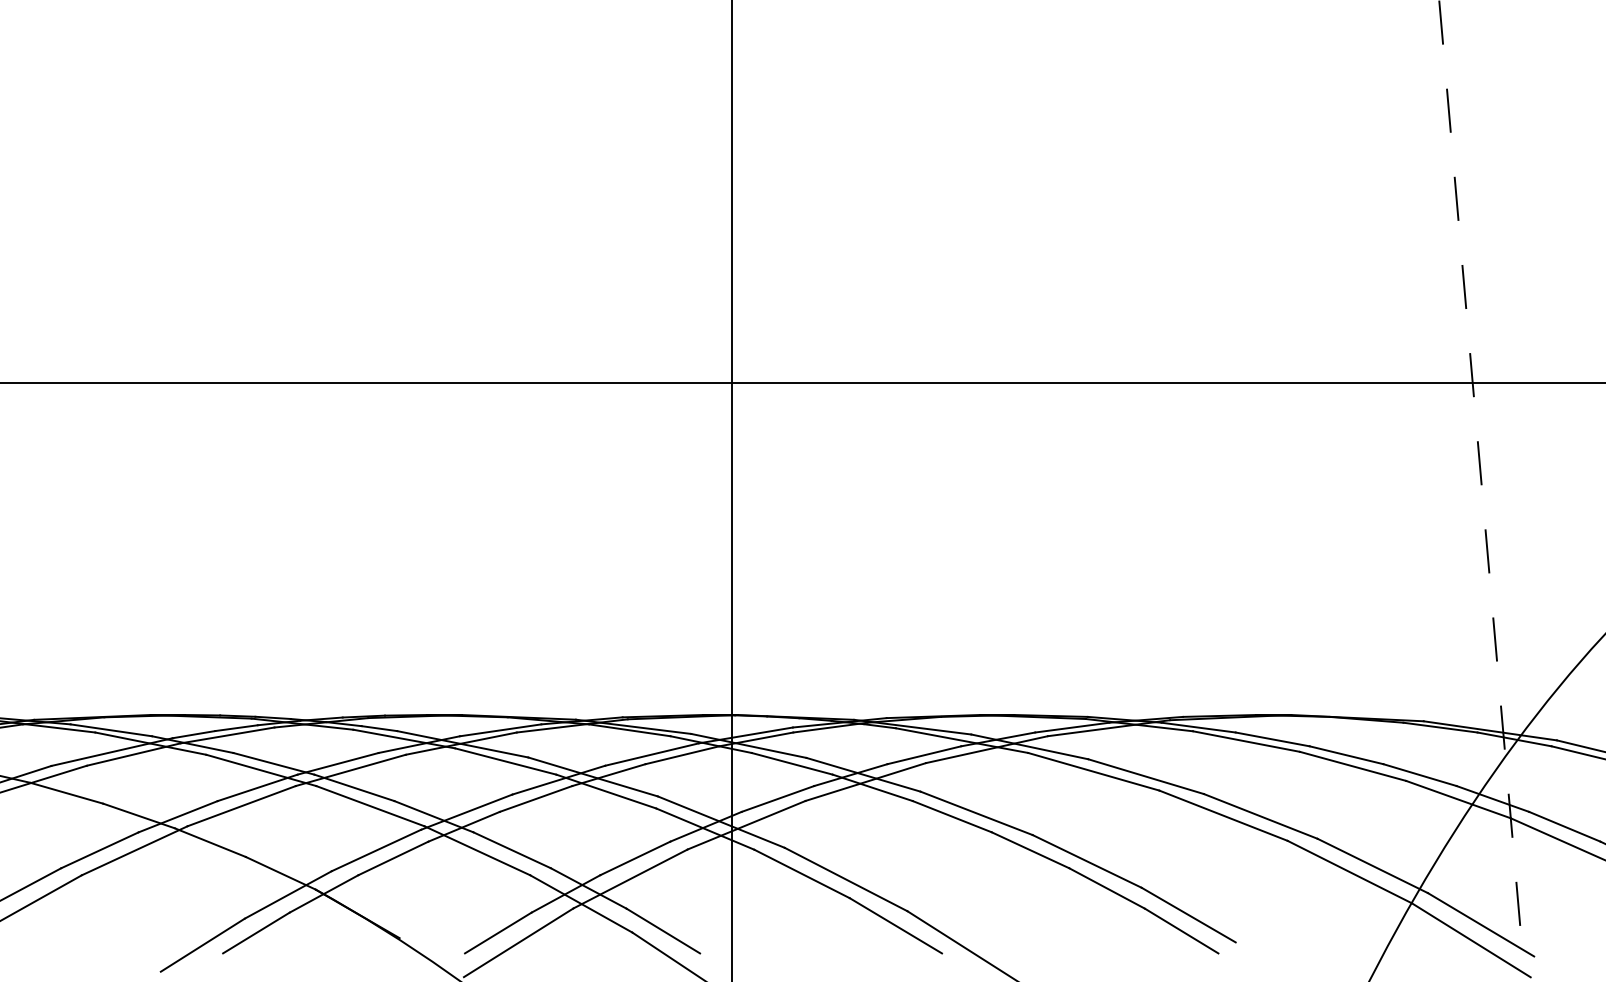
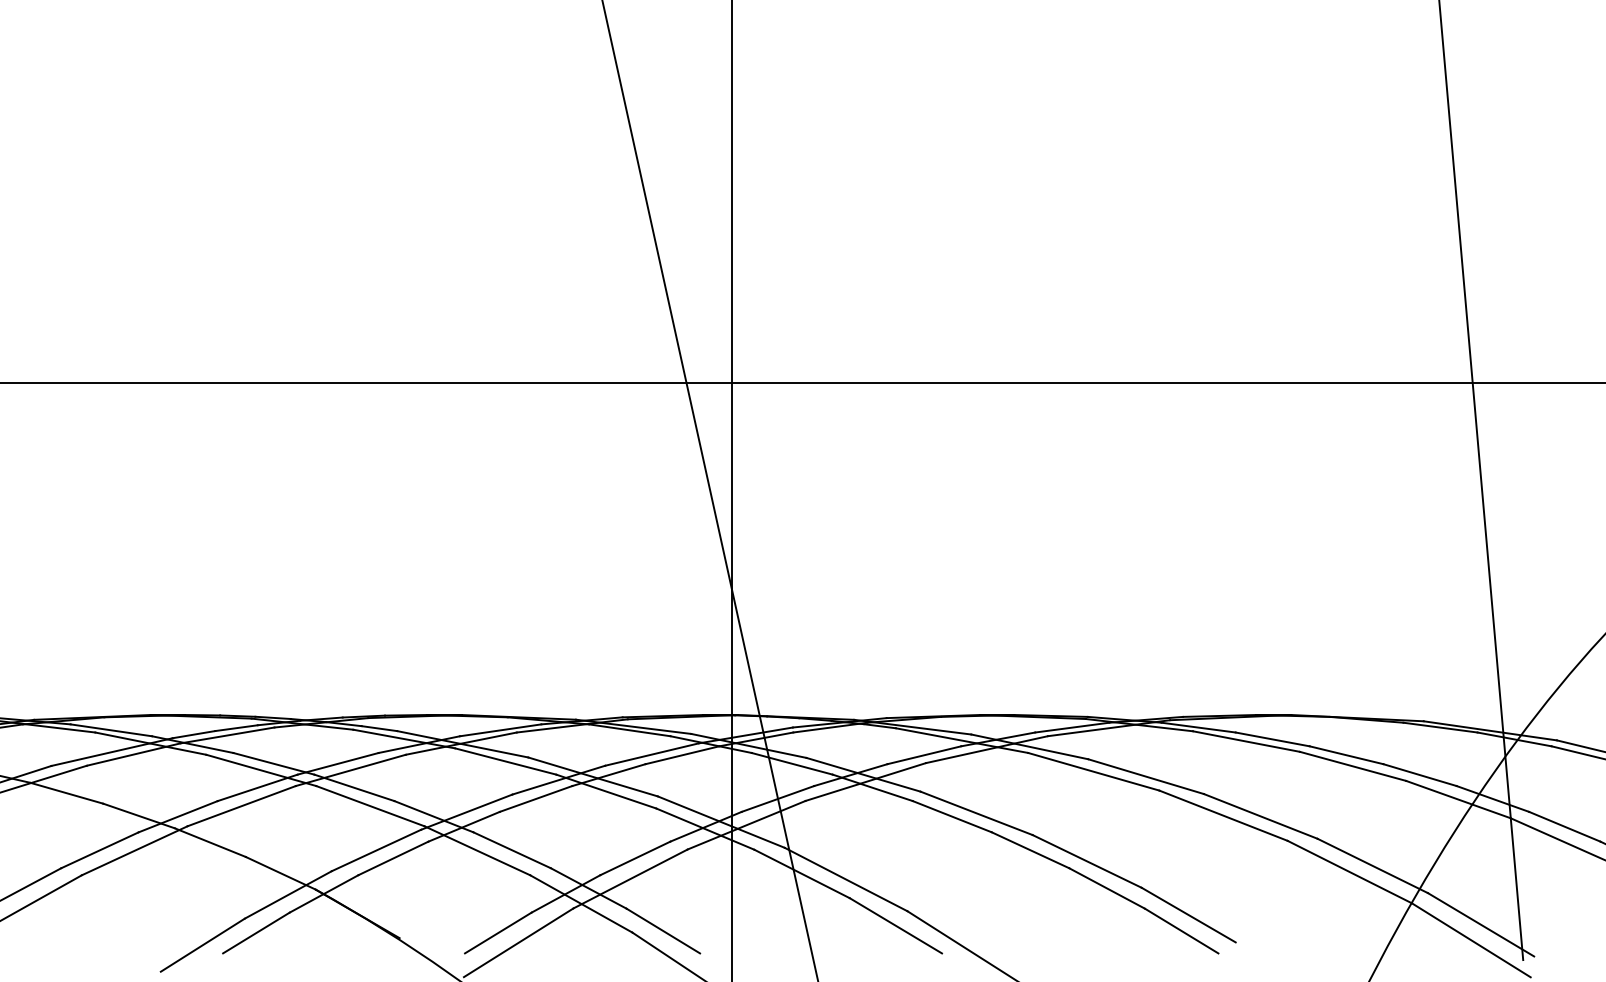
line: dashed -> solid (1481, 480)
line: none -> present (709, 490)
